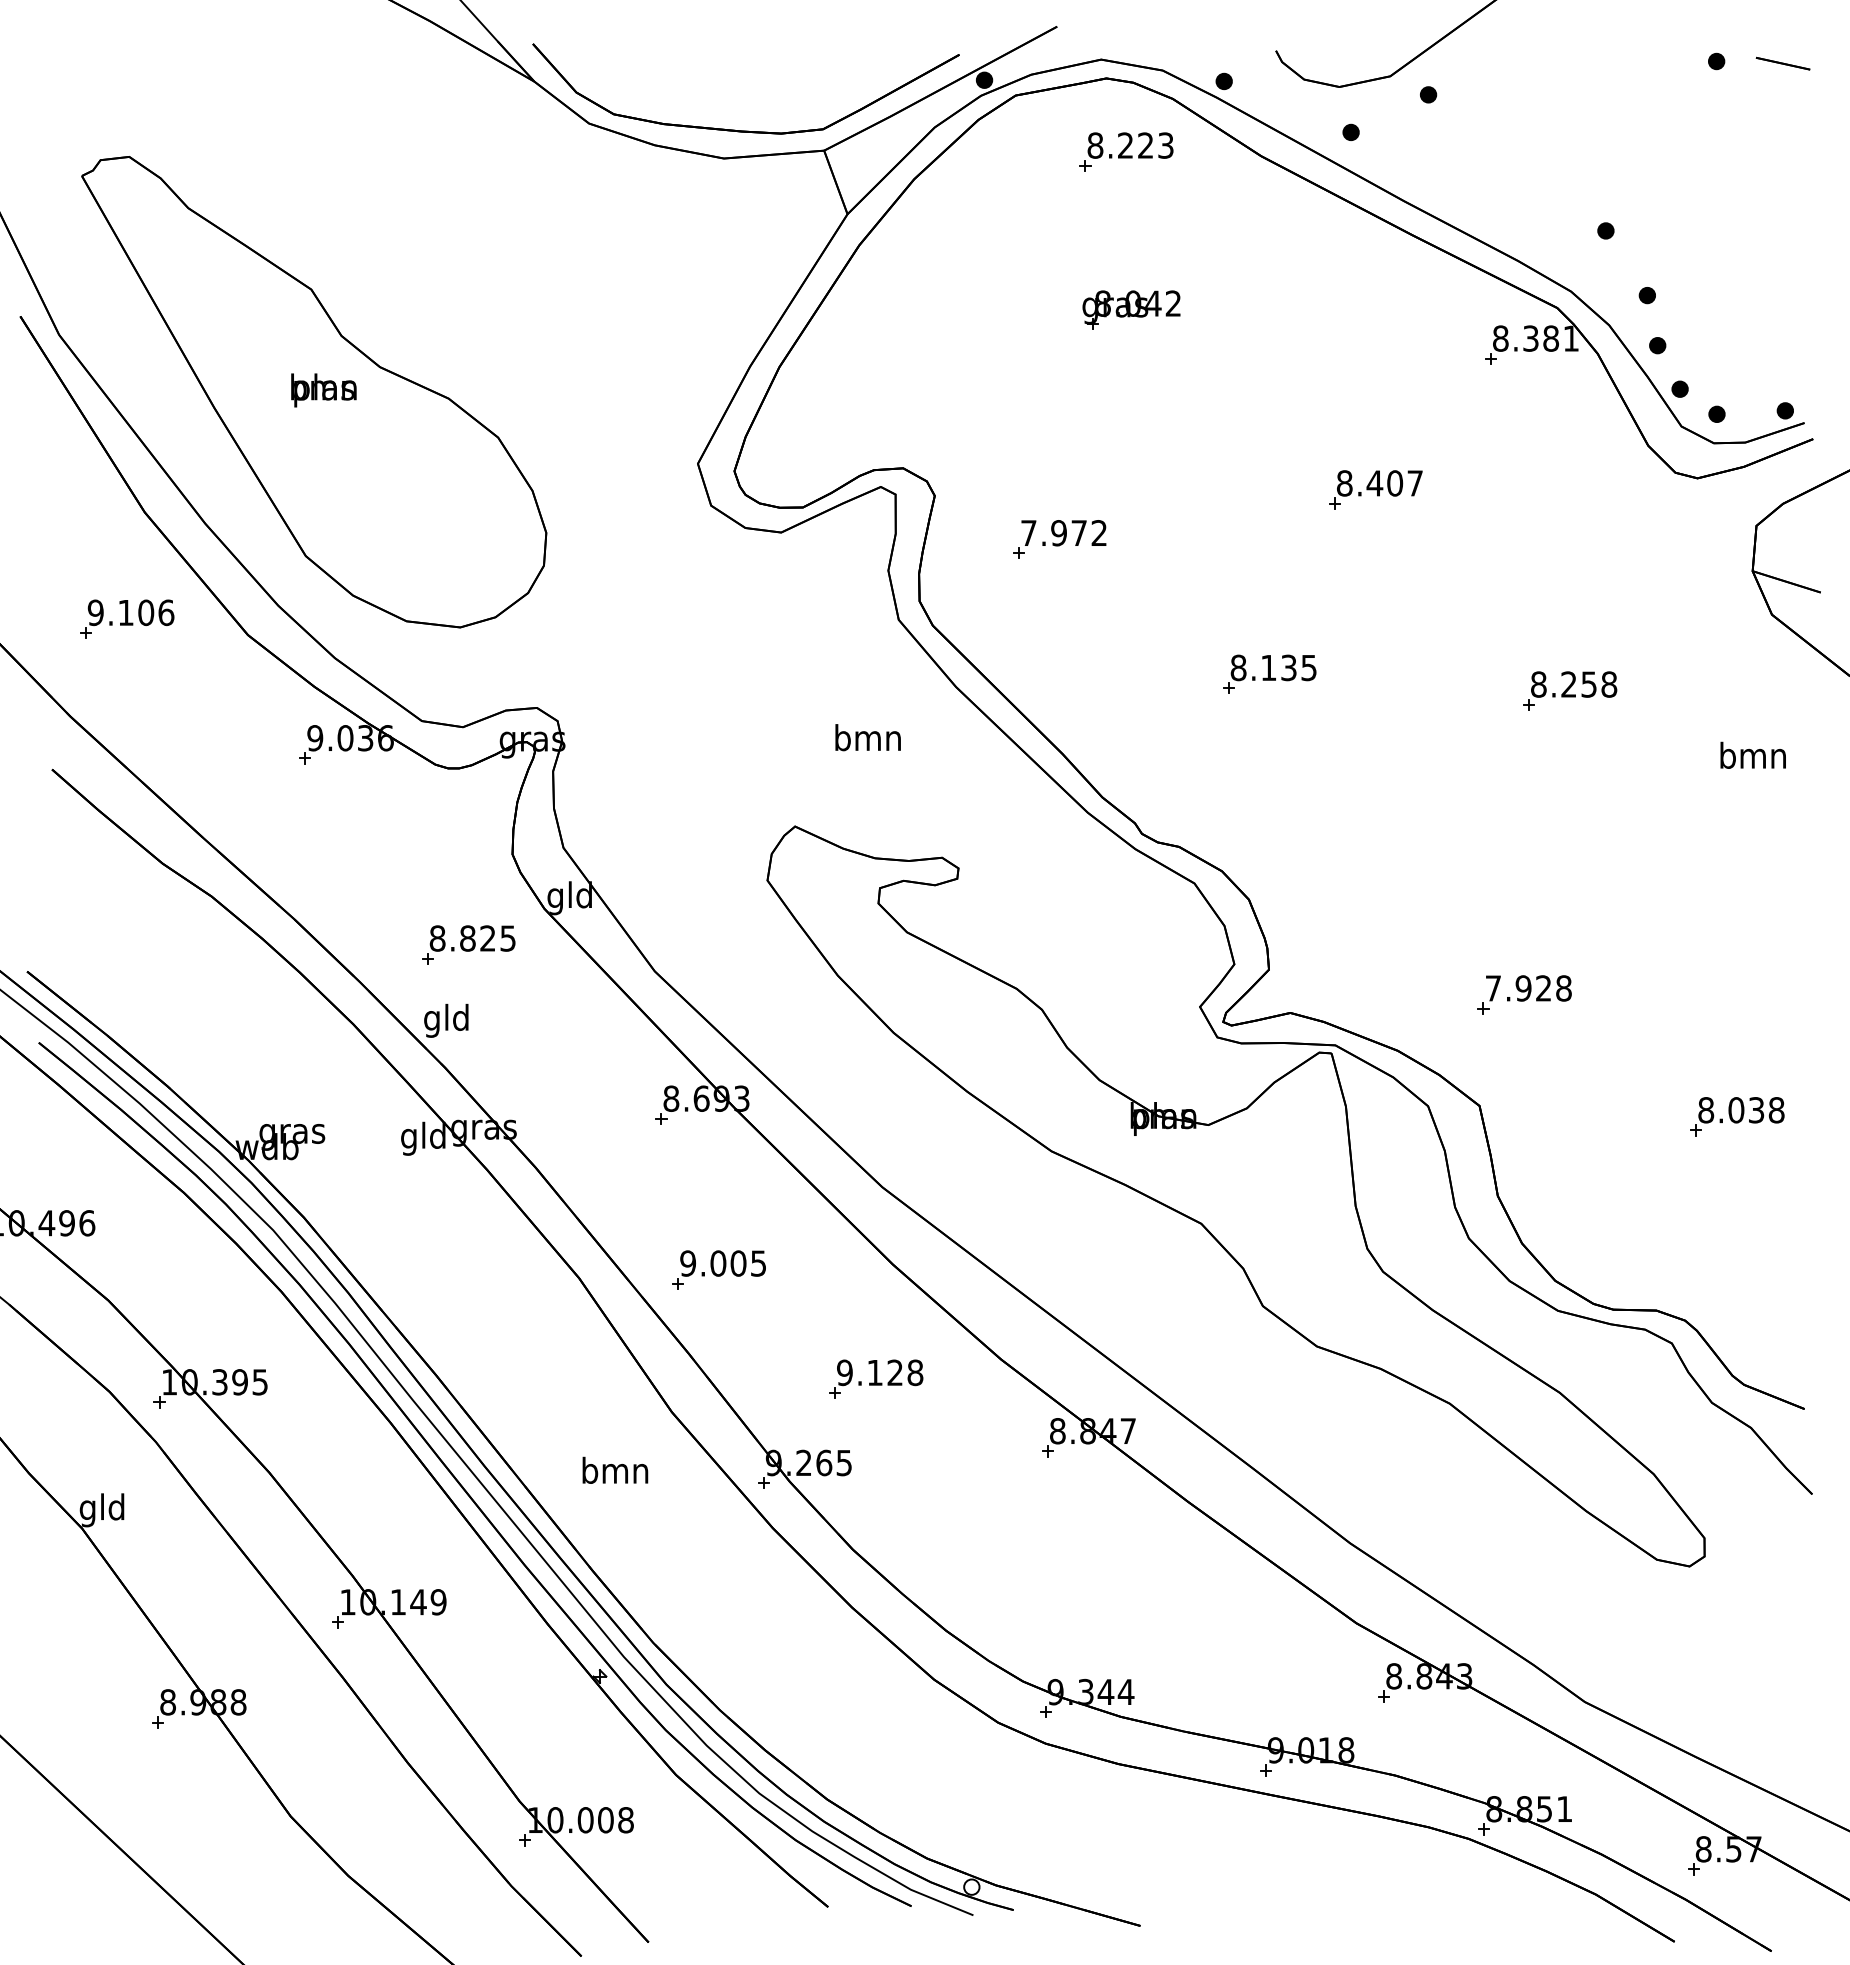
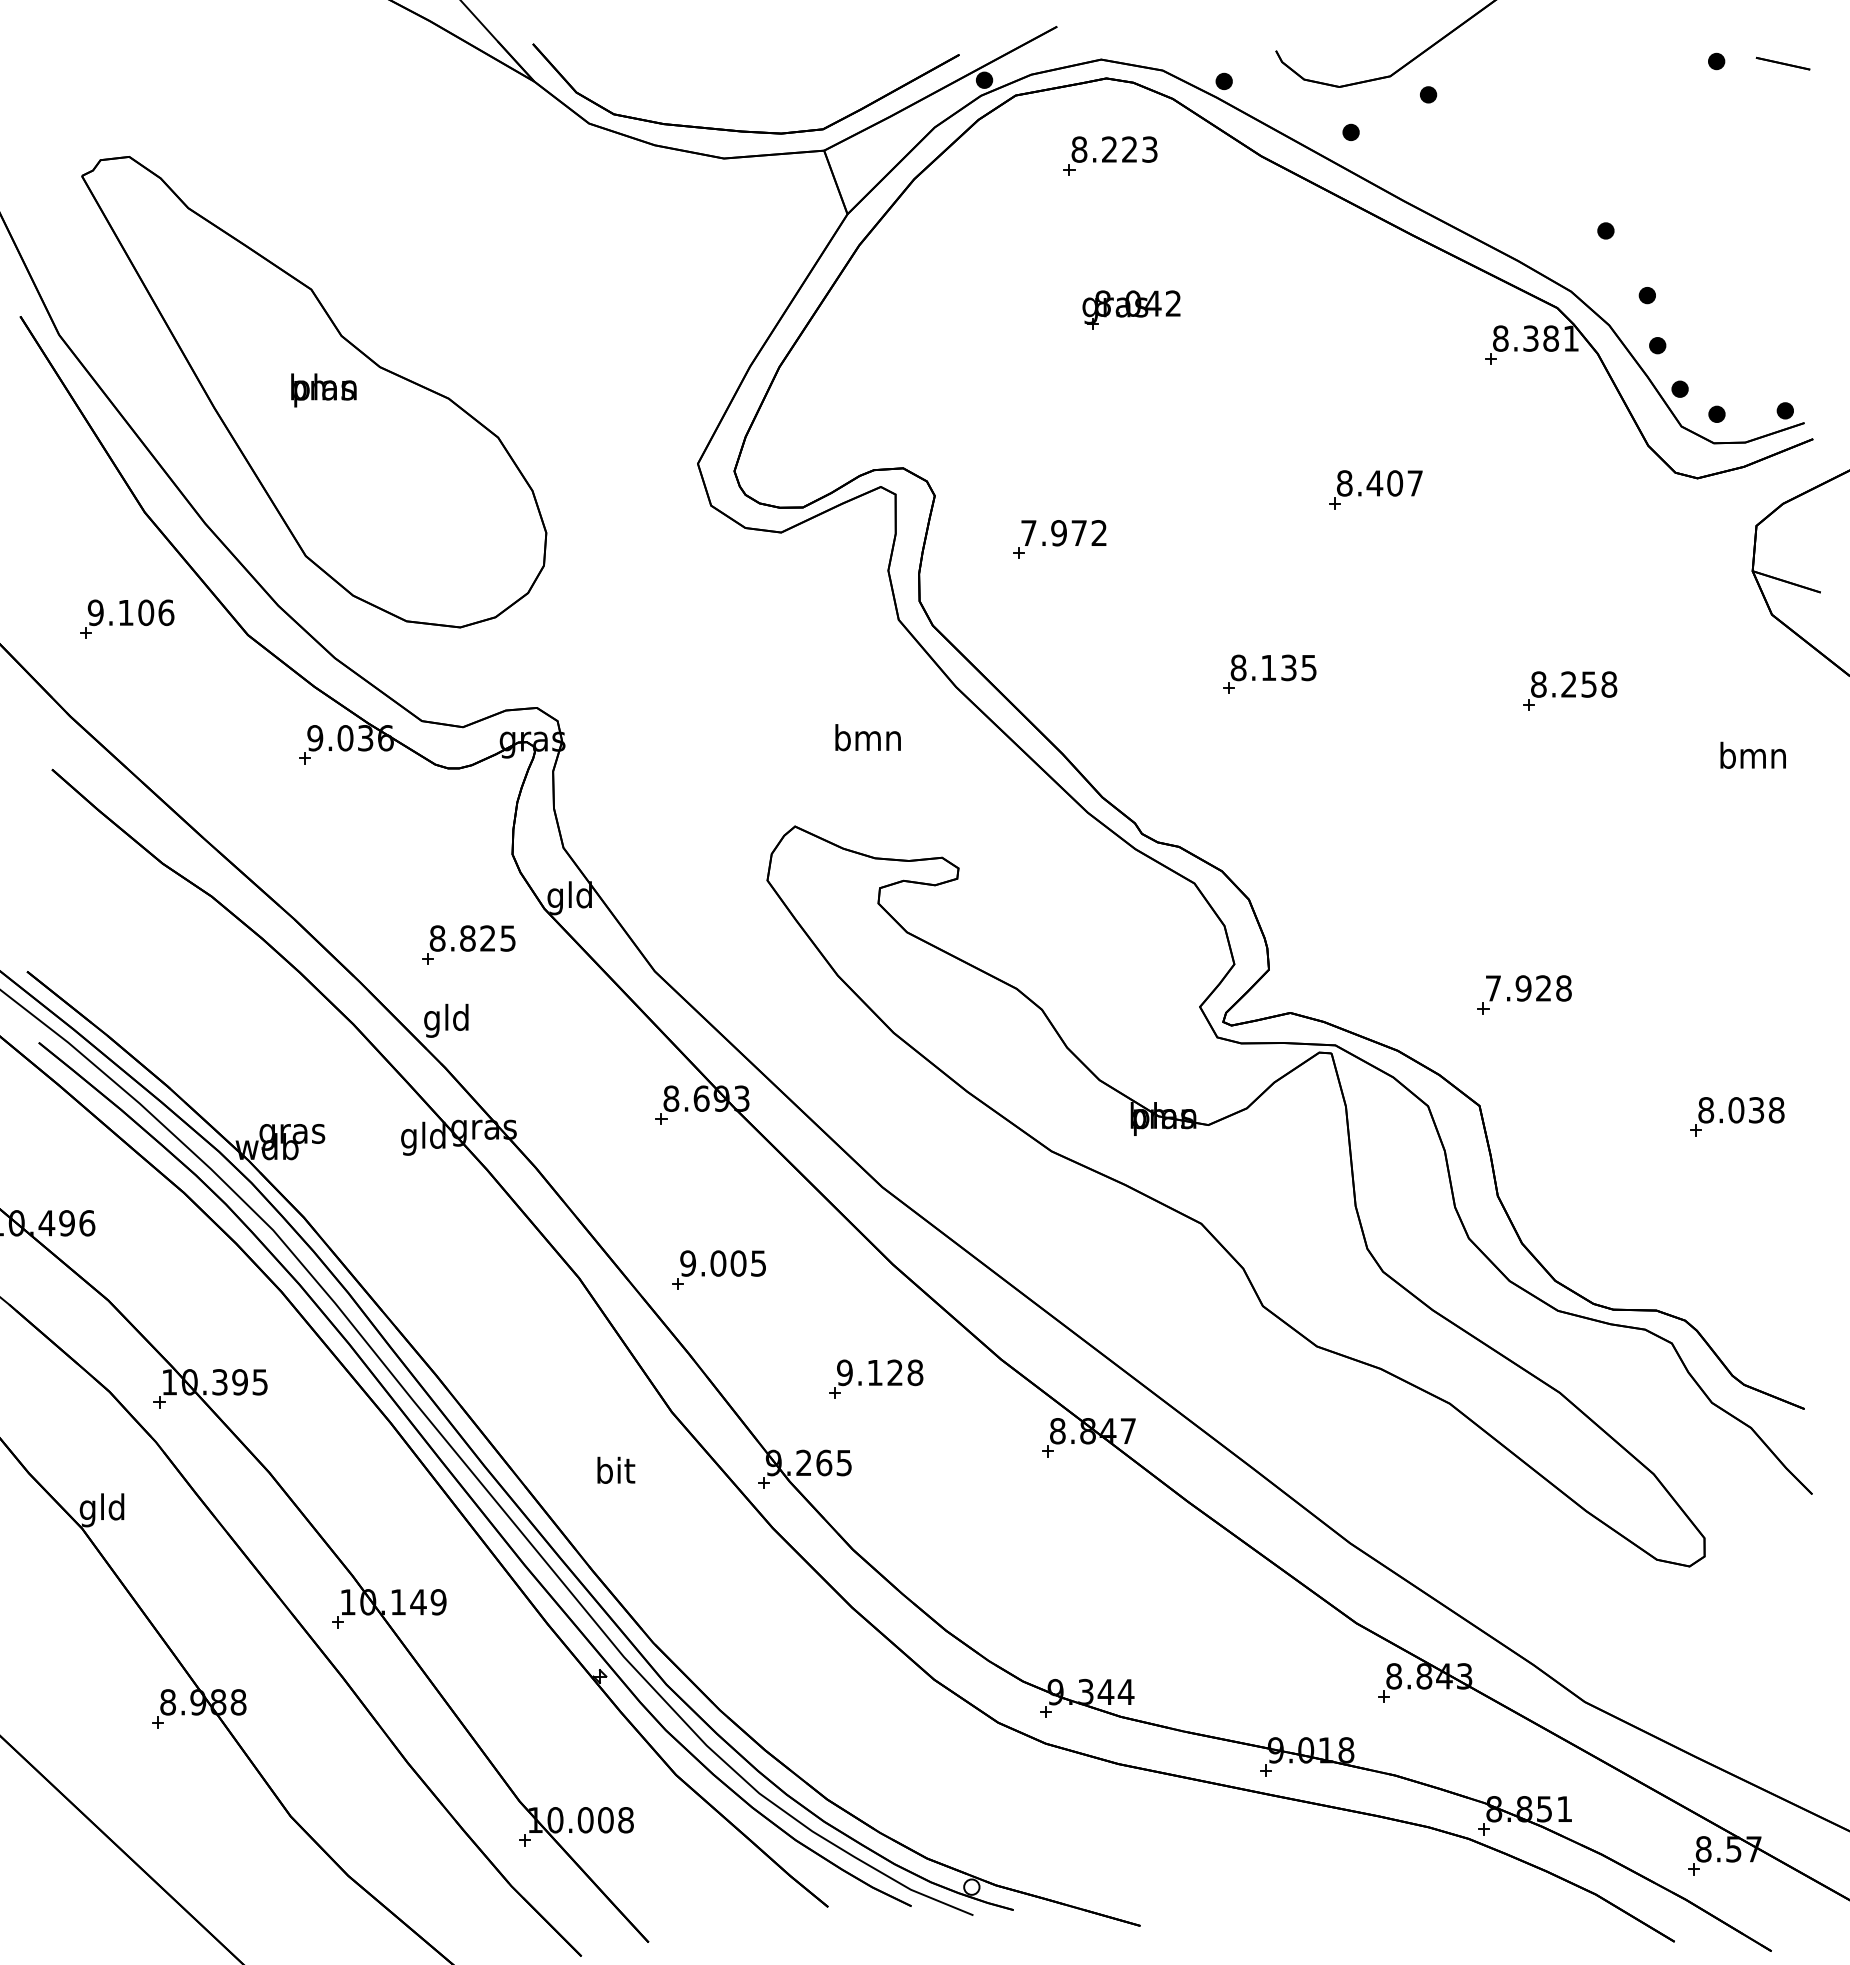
part position: (1126, 151) -> (1110, 155) (1110, 155)
text: bmn -> bit (615, 1469)
